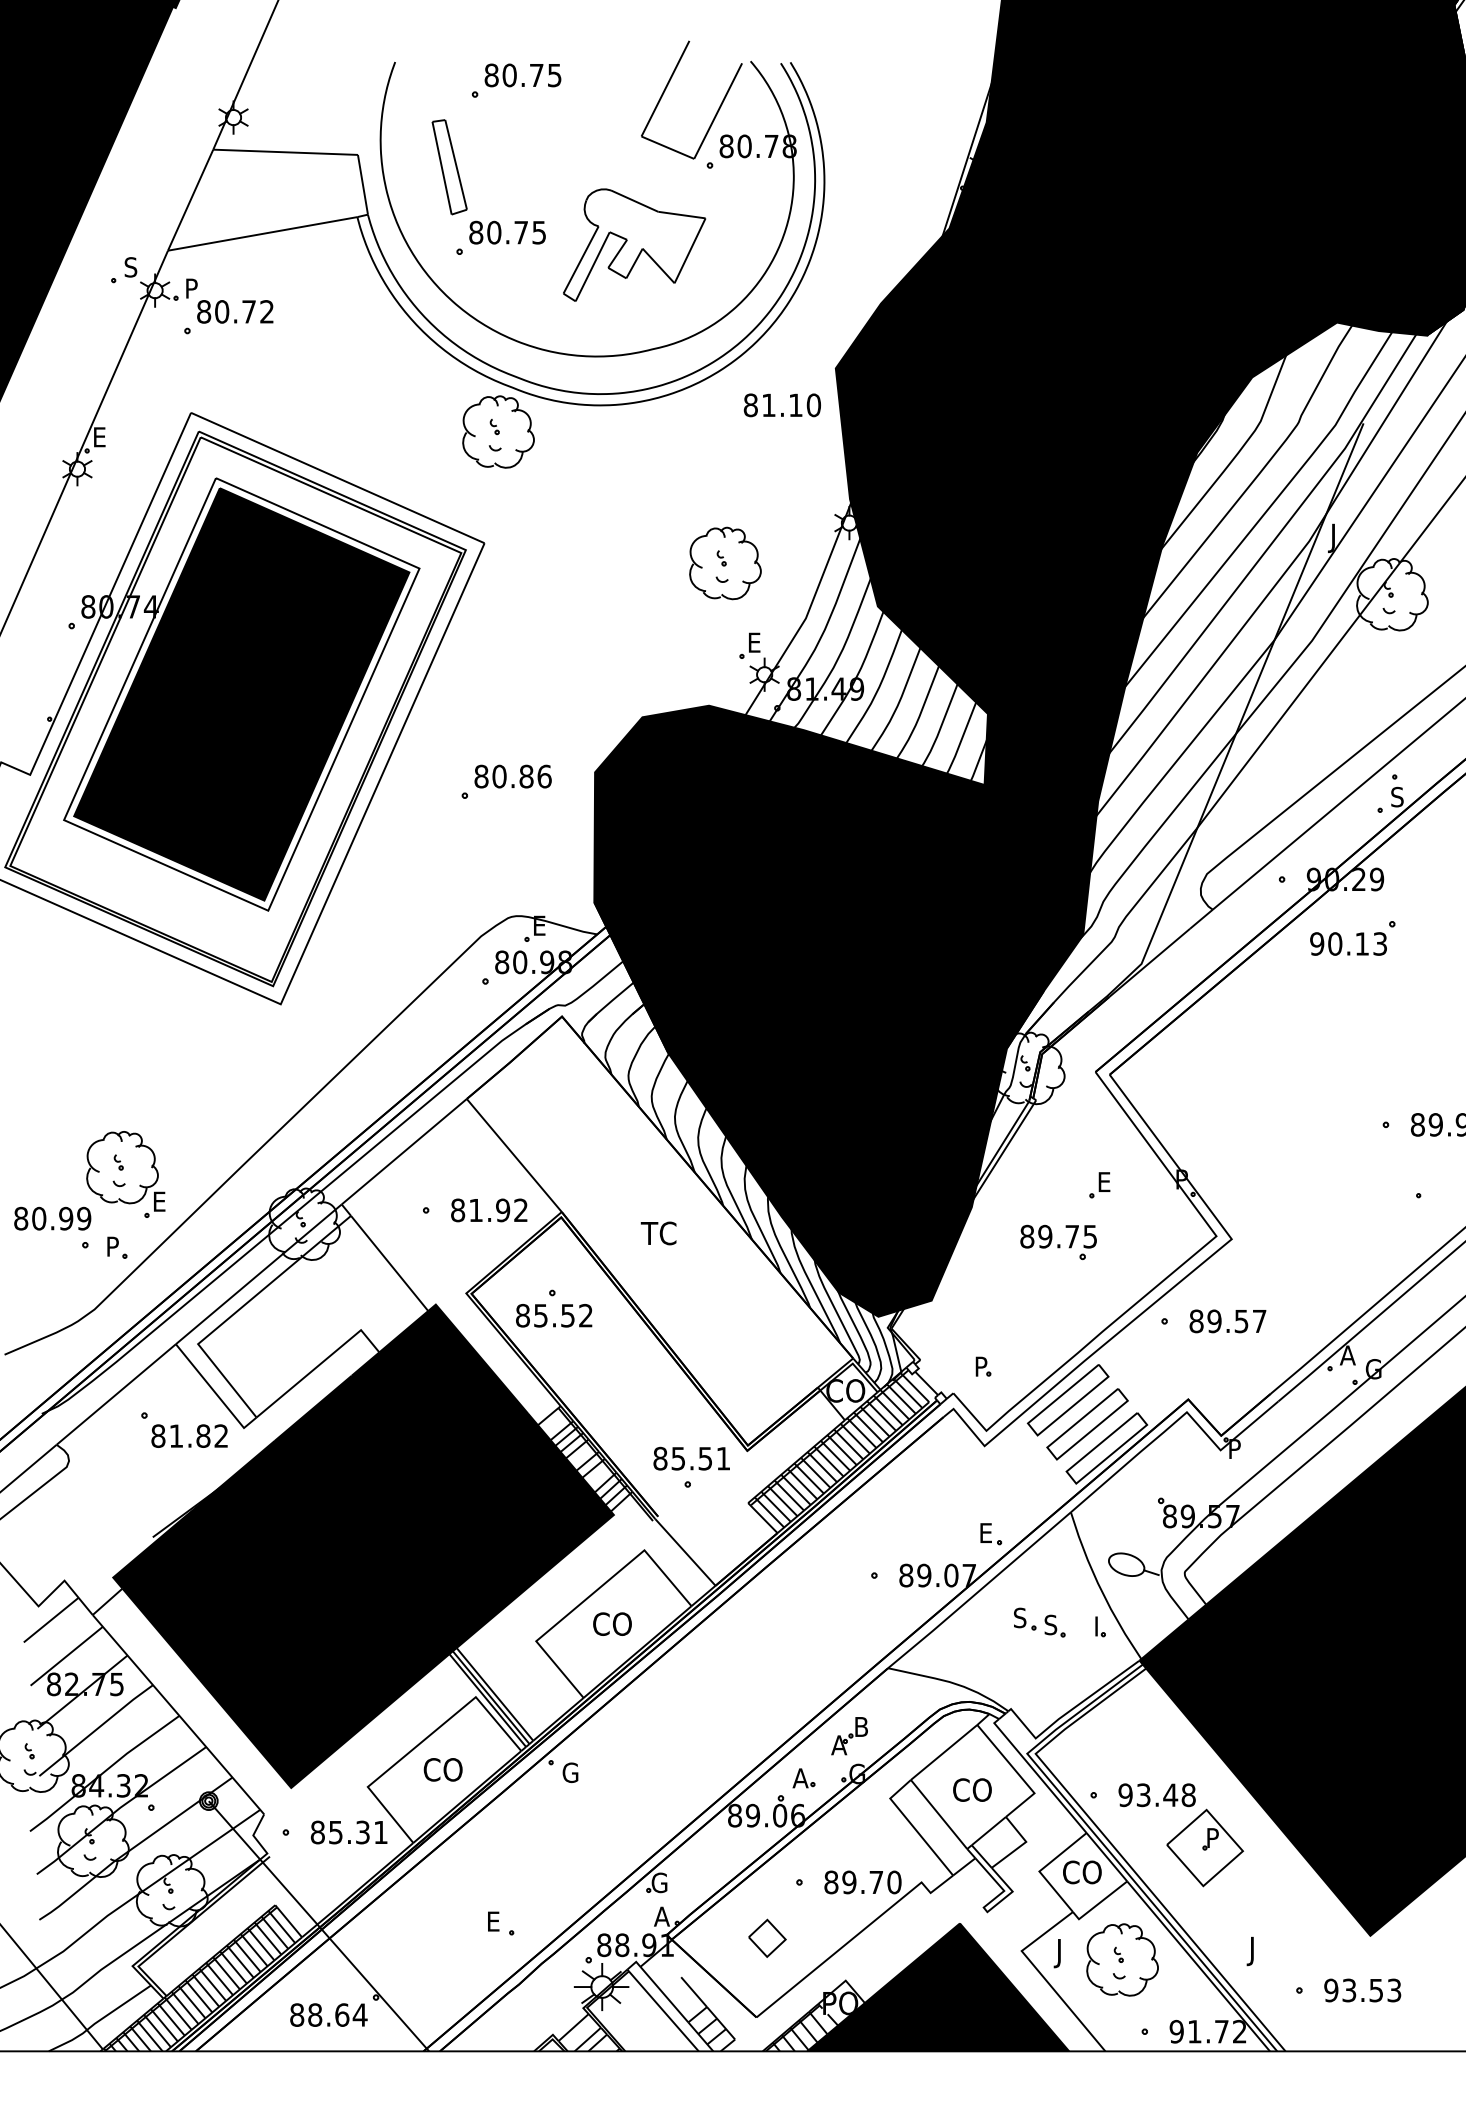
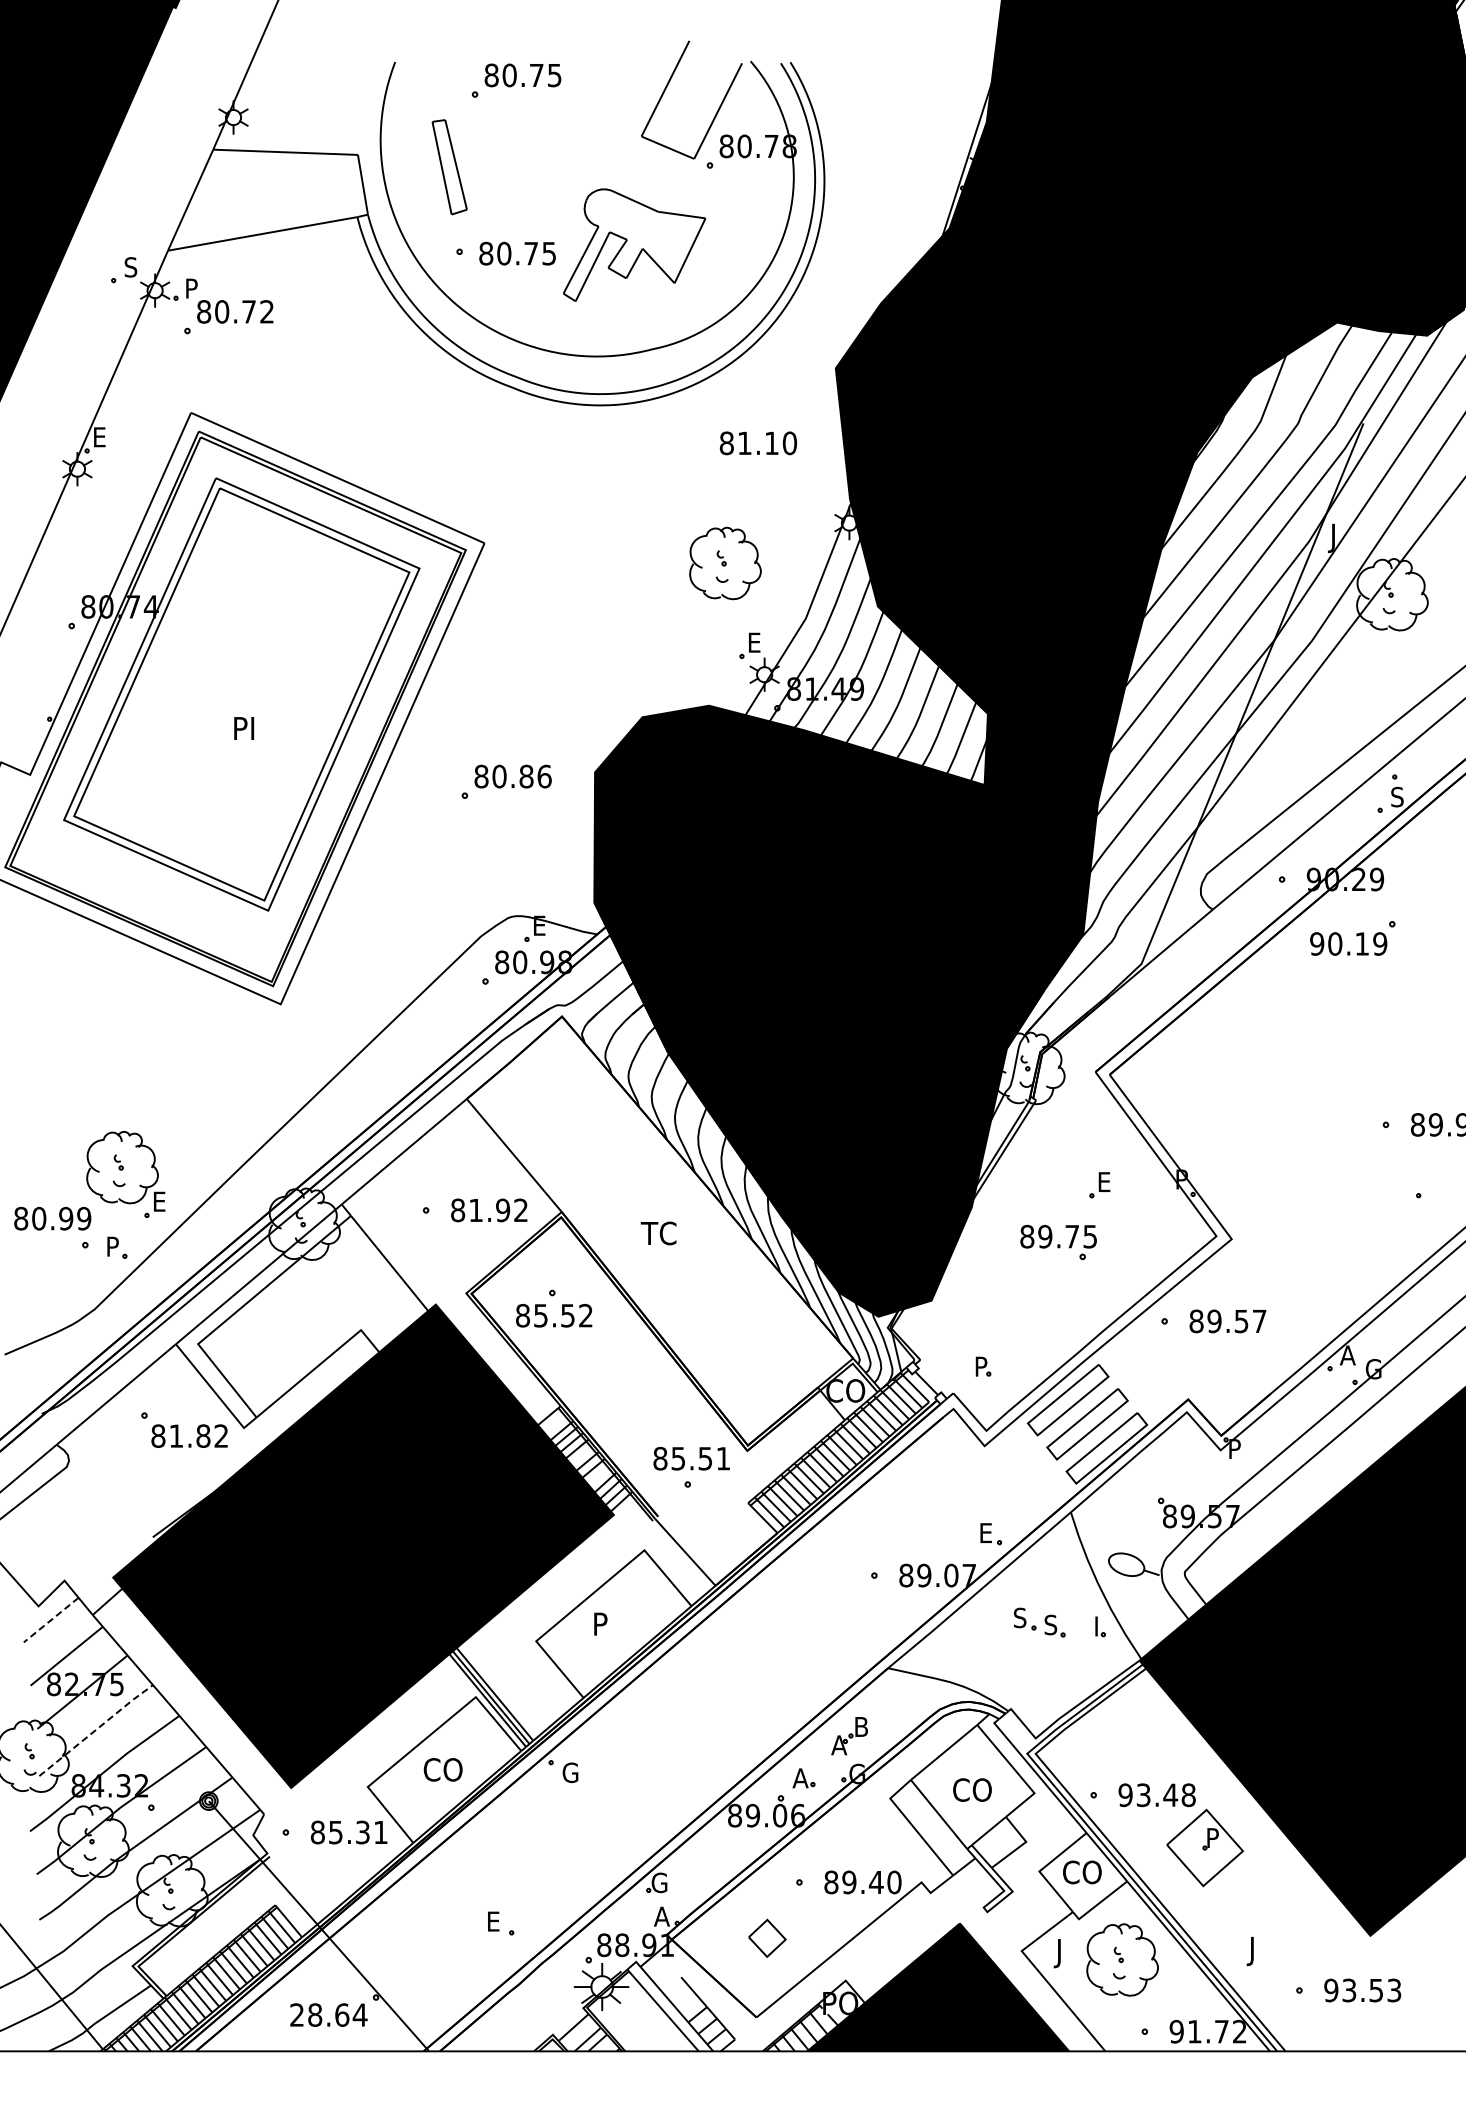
text position: (507, 232) -> (517, 253) (517, 253)
text position: (781, 405) -> (757, 443) (757, 443)
part: present -> none (498, 431)
fill: present -> none (241, 694)
text: 90.13 -> 90.19 (1380, 943)
line: solid -> dashed (50, 1620)
text: CO -> P (612, 1623)
line: solid -> dashed (96, 1729)
text: 89.70 -> 89.40 (875, 1882)
text: 88.64 -> 28.64 (297, 2014)
